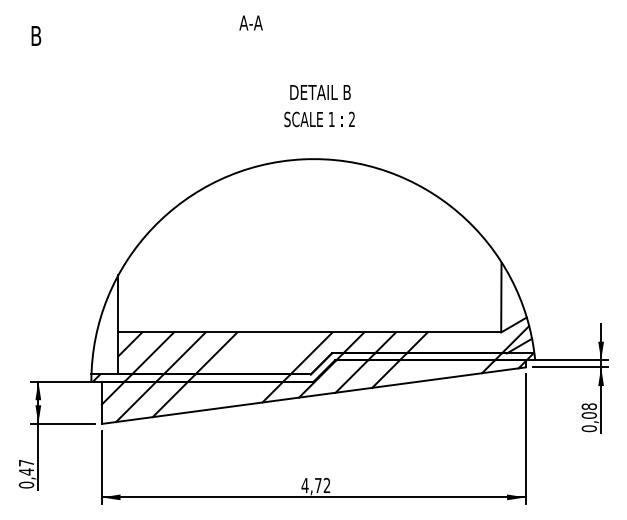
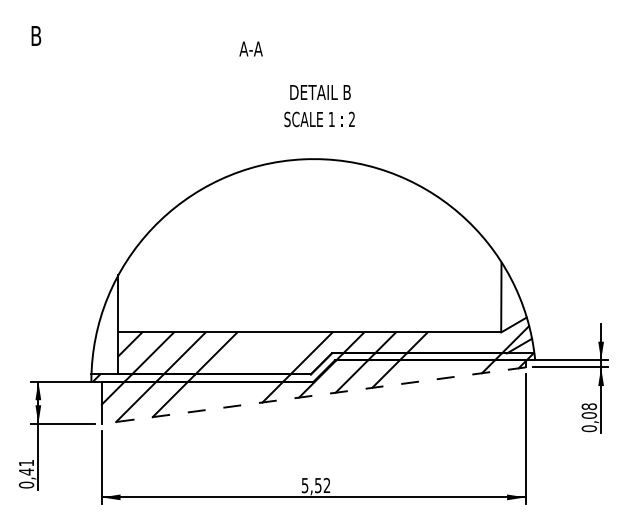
text position: (250, 22) -> (250, 48) (250, 48)
line: solid -> dashed (313, 395)
text: 0,47 -> 0,41 (26, 463)
text: 4,72 -> 5,52 (311, 485)
